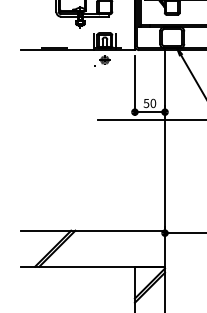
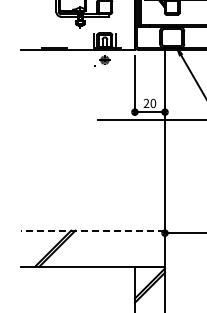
text: 50 -> 20 (146, 103)
line: solid -> dashed (92, 230)
